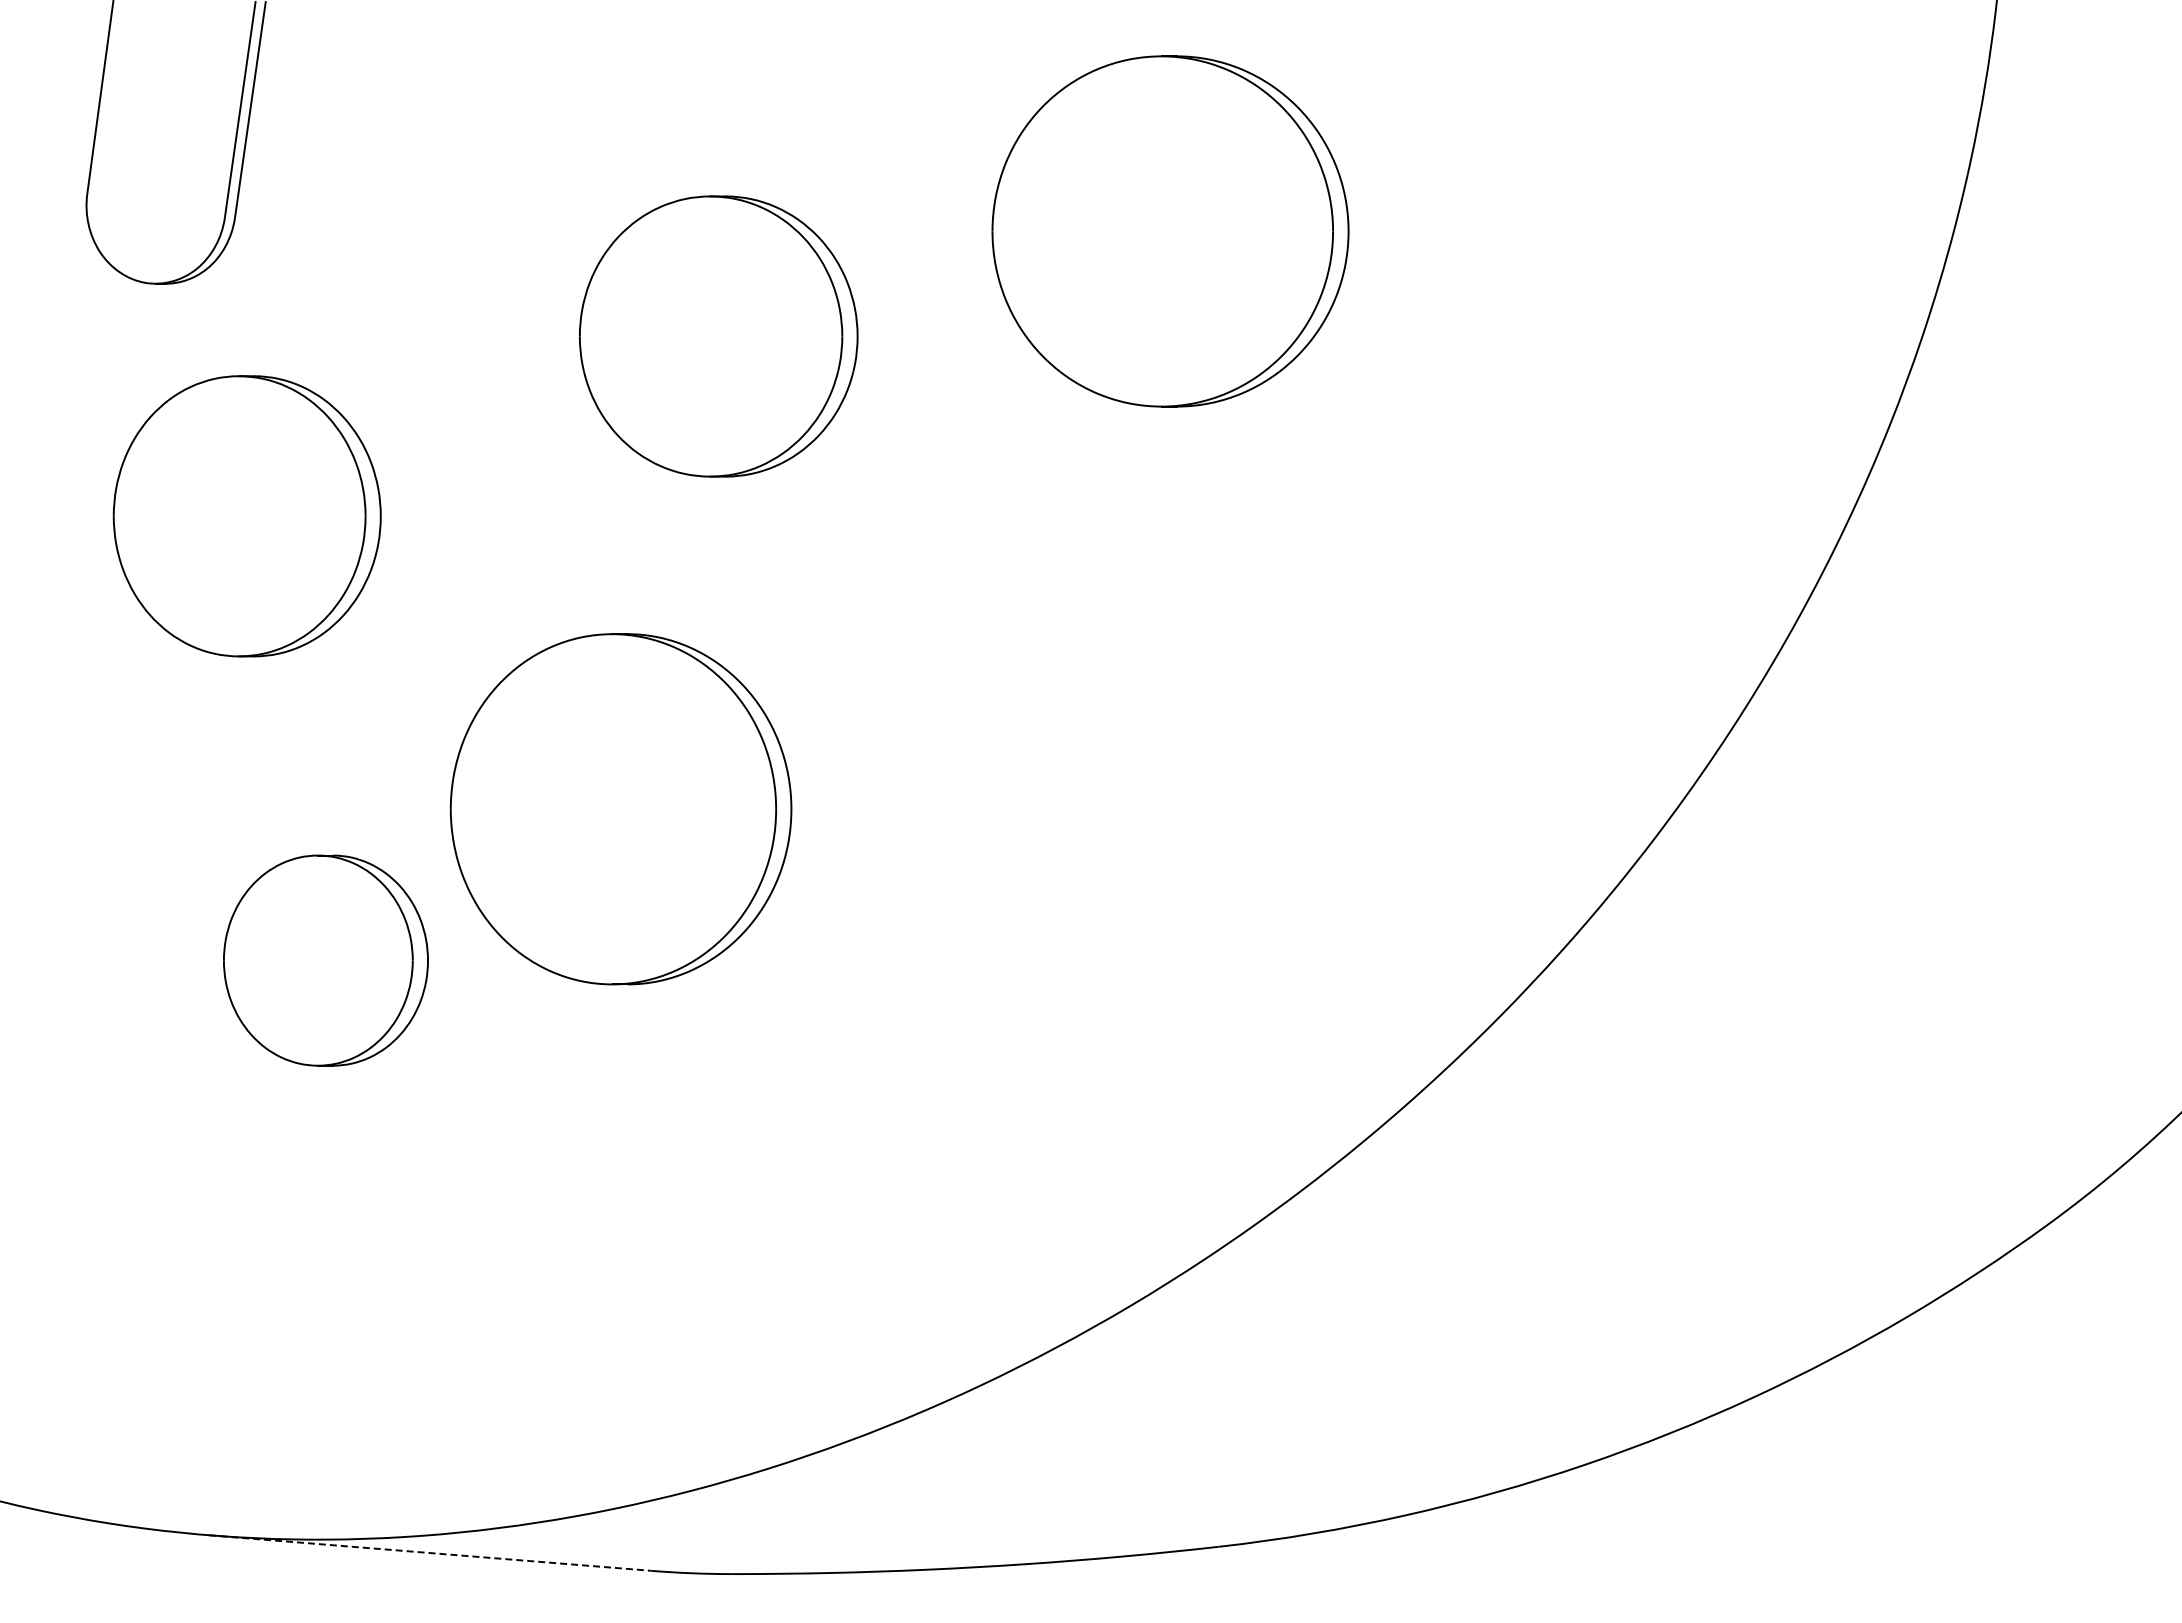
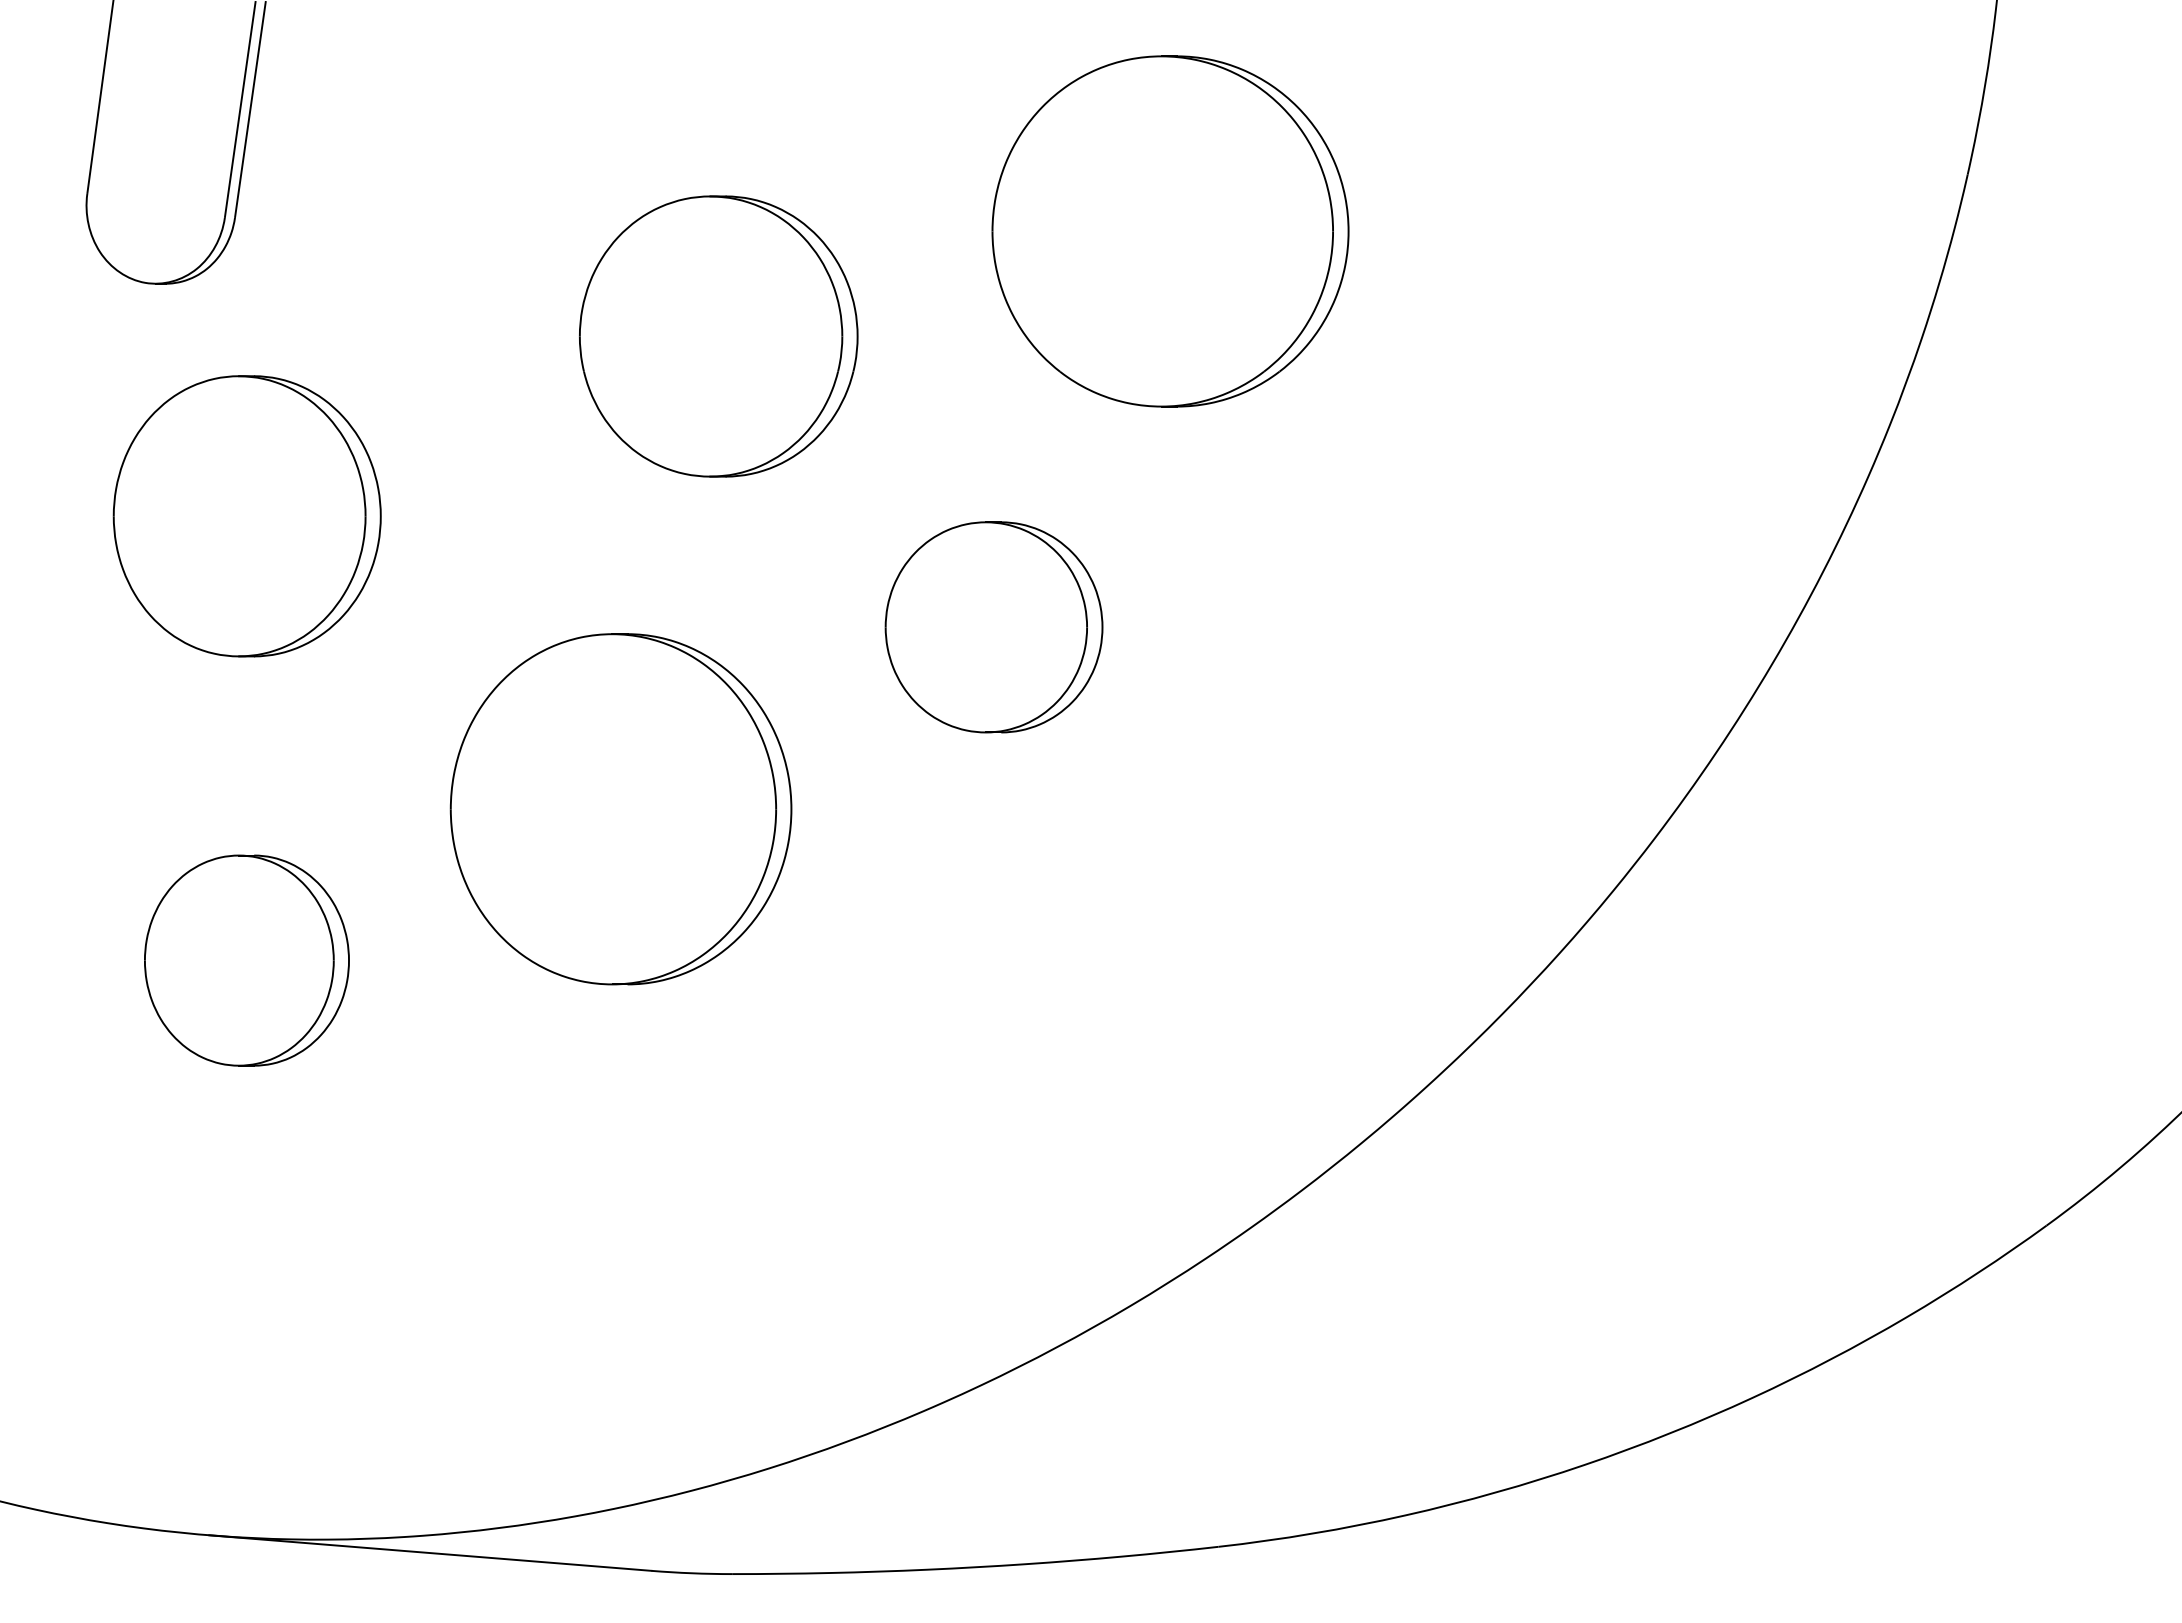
part: none -> present (993, 627)
part position: (325, 960) -> (246, 960) (246, 960)
line: dashed -> solid (430, 1553)
